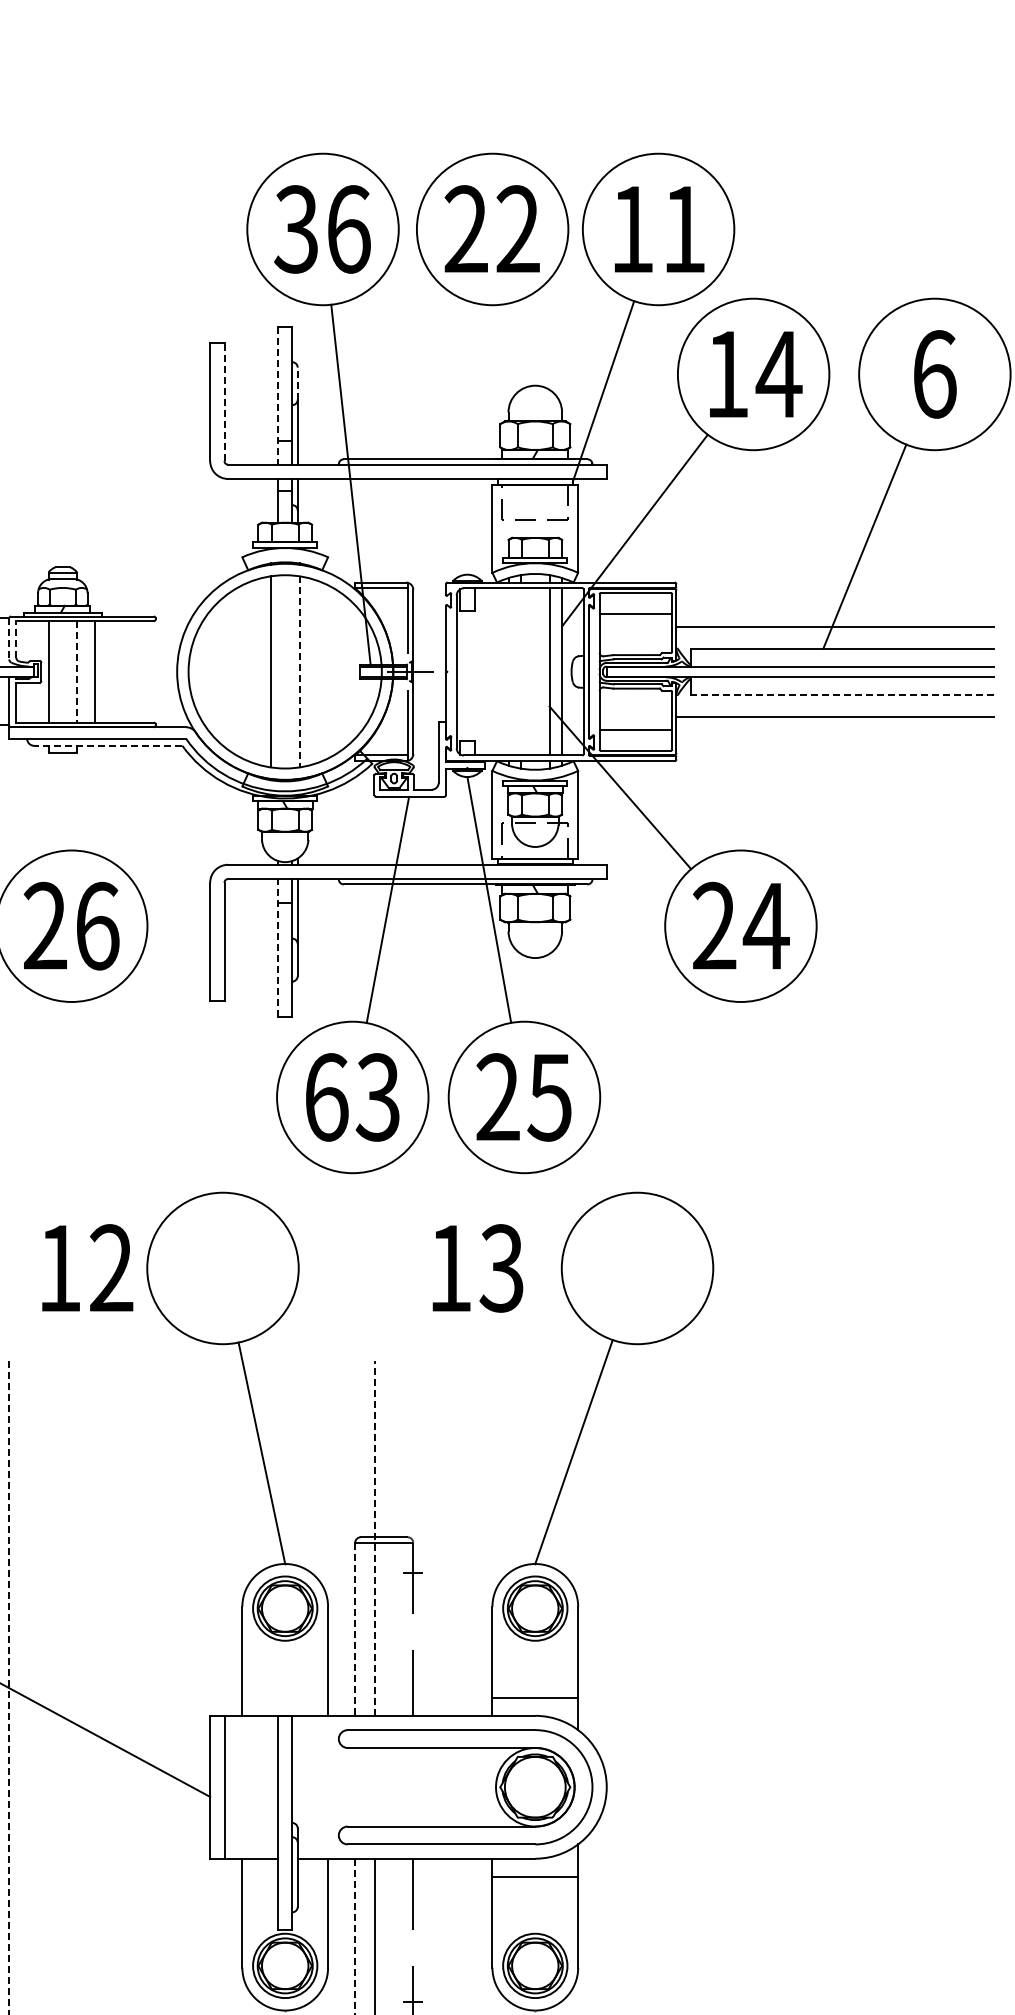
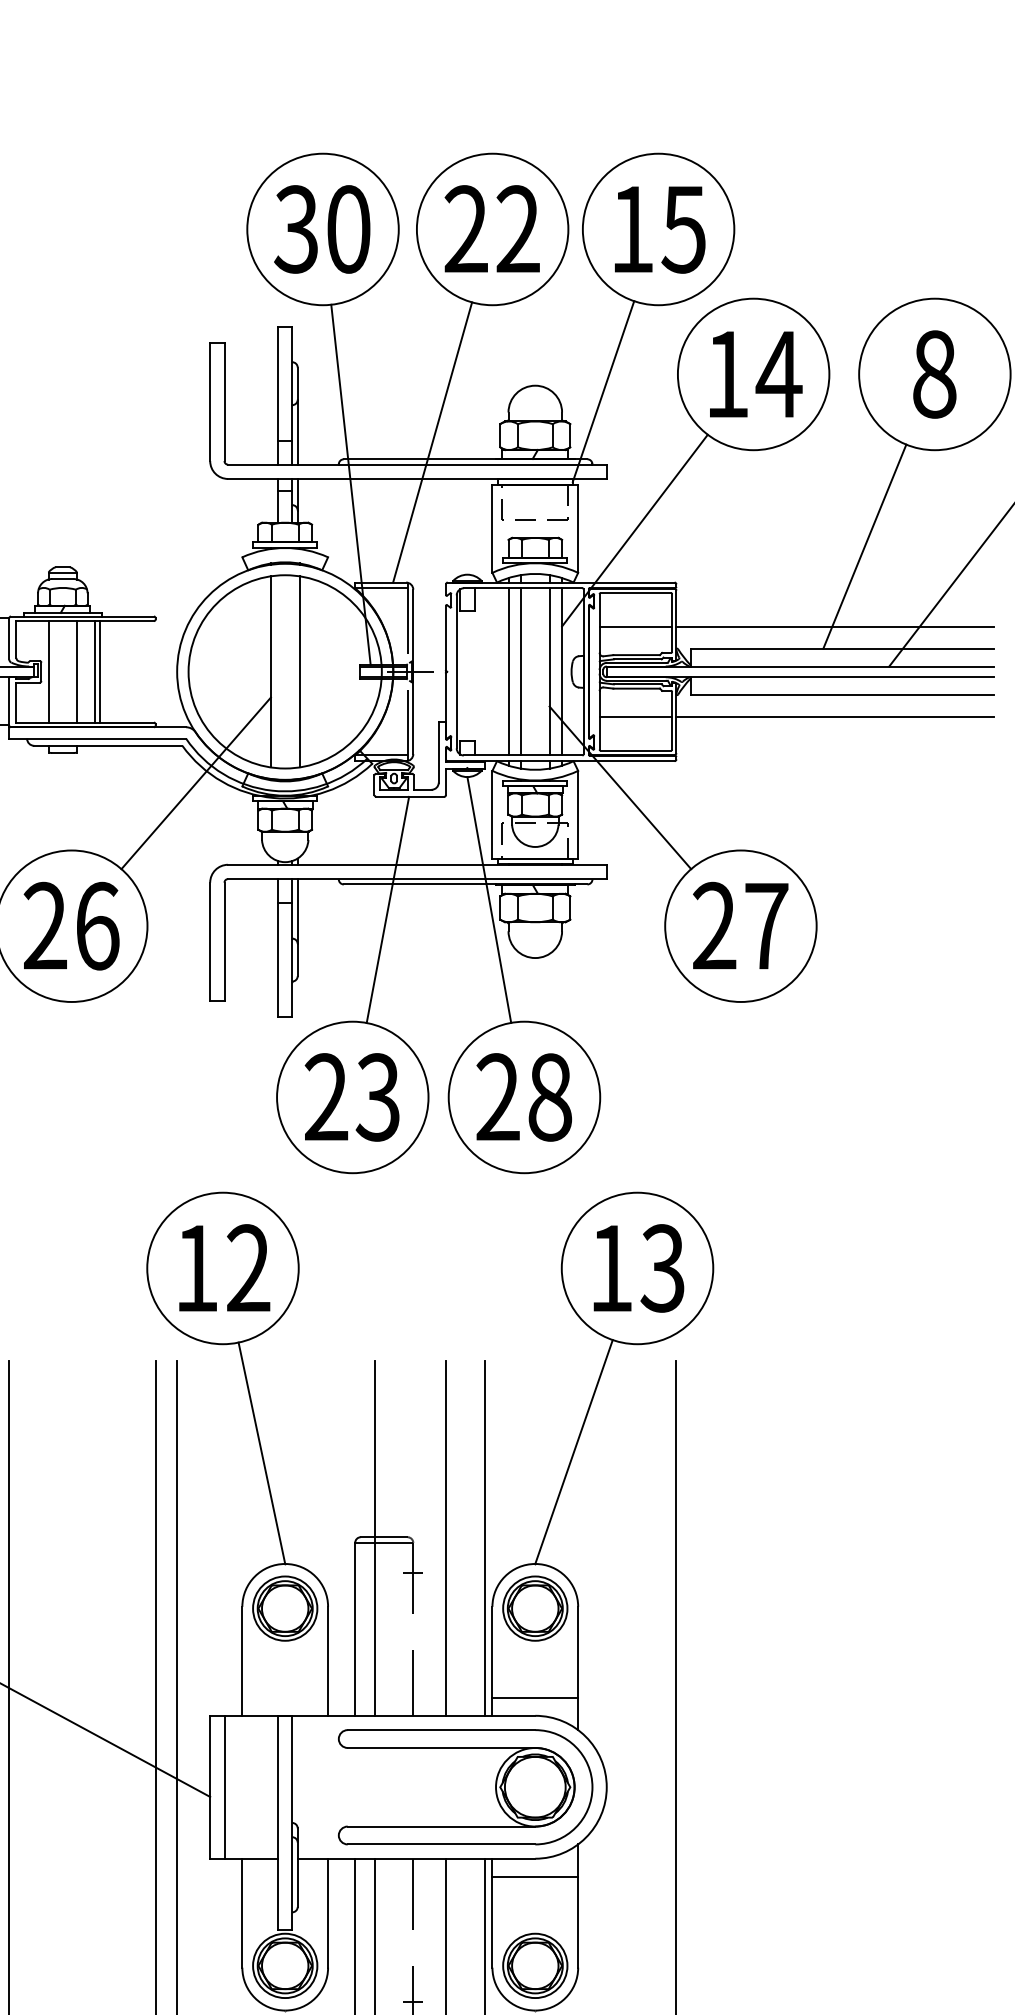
text: 36 -> 30 (348, 229)
text: 11 -> 15 (683, 229)
text: 6 -> 8 (934, 374)
line: dashed -> solid (297, 383)
line: dashed -> solid (278, 396)
line: dashed -> solid (224, 402)
line: none -> present (432, 442)
line: none -> present (950, 586)
line position: (635, 614) -> (635, 627) (635, 627)
line: dashed -> solid (9, 638)
line: dashed -> solid (16, 639)
line: dashed -> solid (77, 671)
line: none -> present (99, 671)
line: dashed -> solid (299, 671)
line: none -> present (508, 671)
line: none -> present (521, 671)
line: dashed -> solid (842, 695)
line position: (635, 729) -> (635, 716) (635, 716)
line: dashed -> solid (107, 745)
line: none -> present (195, 783)
text: 24 -> 27 (765, 926)
line: dashed -> solid (278, 947)
text: 63 -> 23 (326, 1097)
text: 25 -> 28 (549, 1097)
text position: (87, 1267) -> (224, 1267) (224, 1267)
text position: (477, 1268) -> (638, 1268) (638, 1268)
line: dashed -> solid (374, 1538)
line: none -> present (445, 1538)
line: none -> present (485, 1538)
line: dashed -> solid (355, 1629)
line: none -> present (155, 1686)
line: none -> present (177, 1686)
line: none -> present (676, 1686)
line: dashed -> solid (9, 1688)
line: none -> present (445, 1934)
line: none -> present (485, 1934)
line: dashed -> solid (355, 1936)
